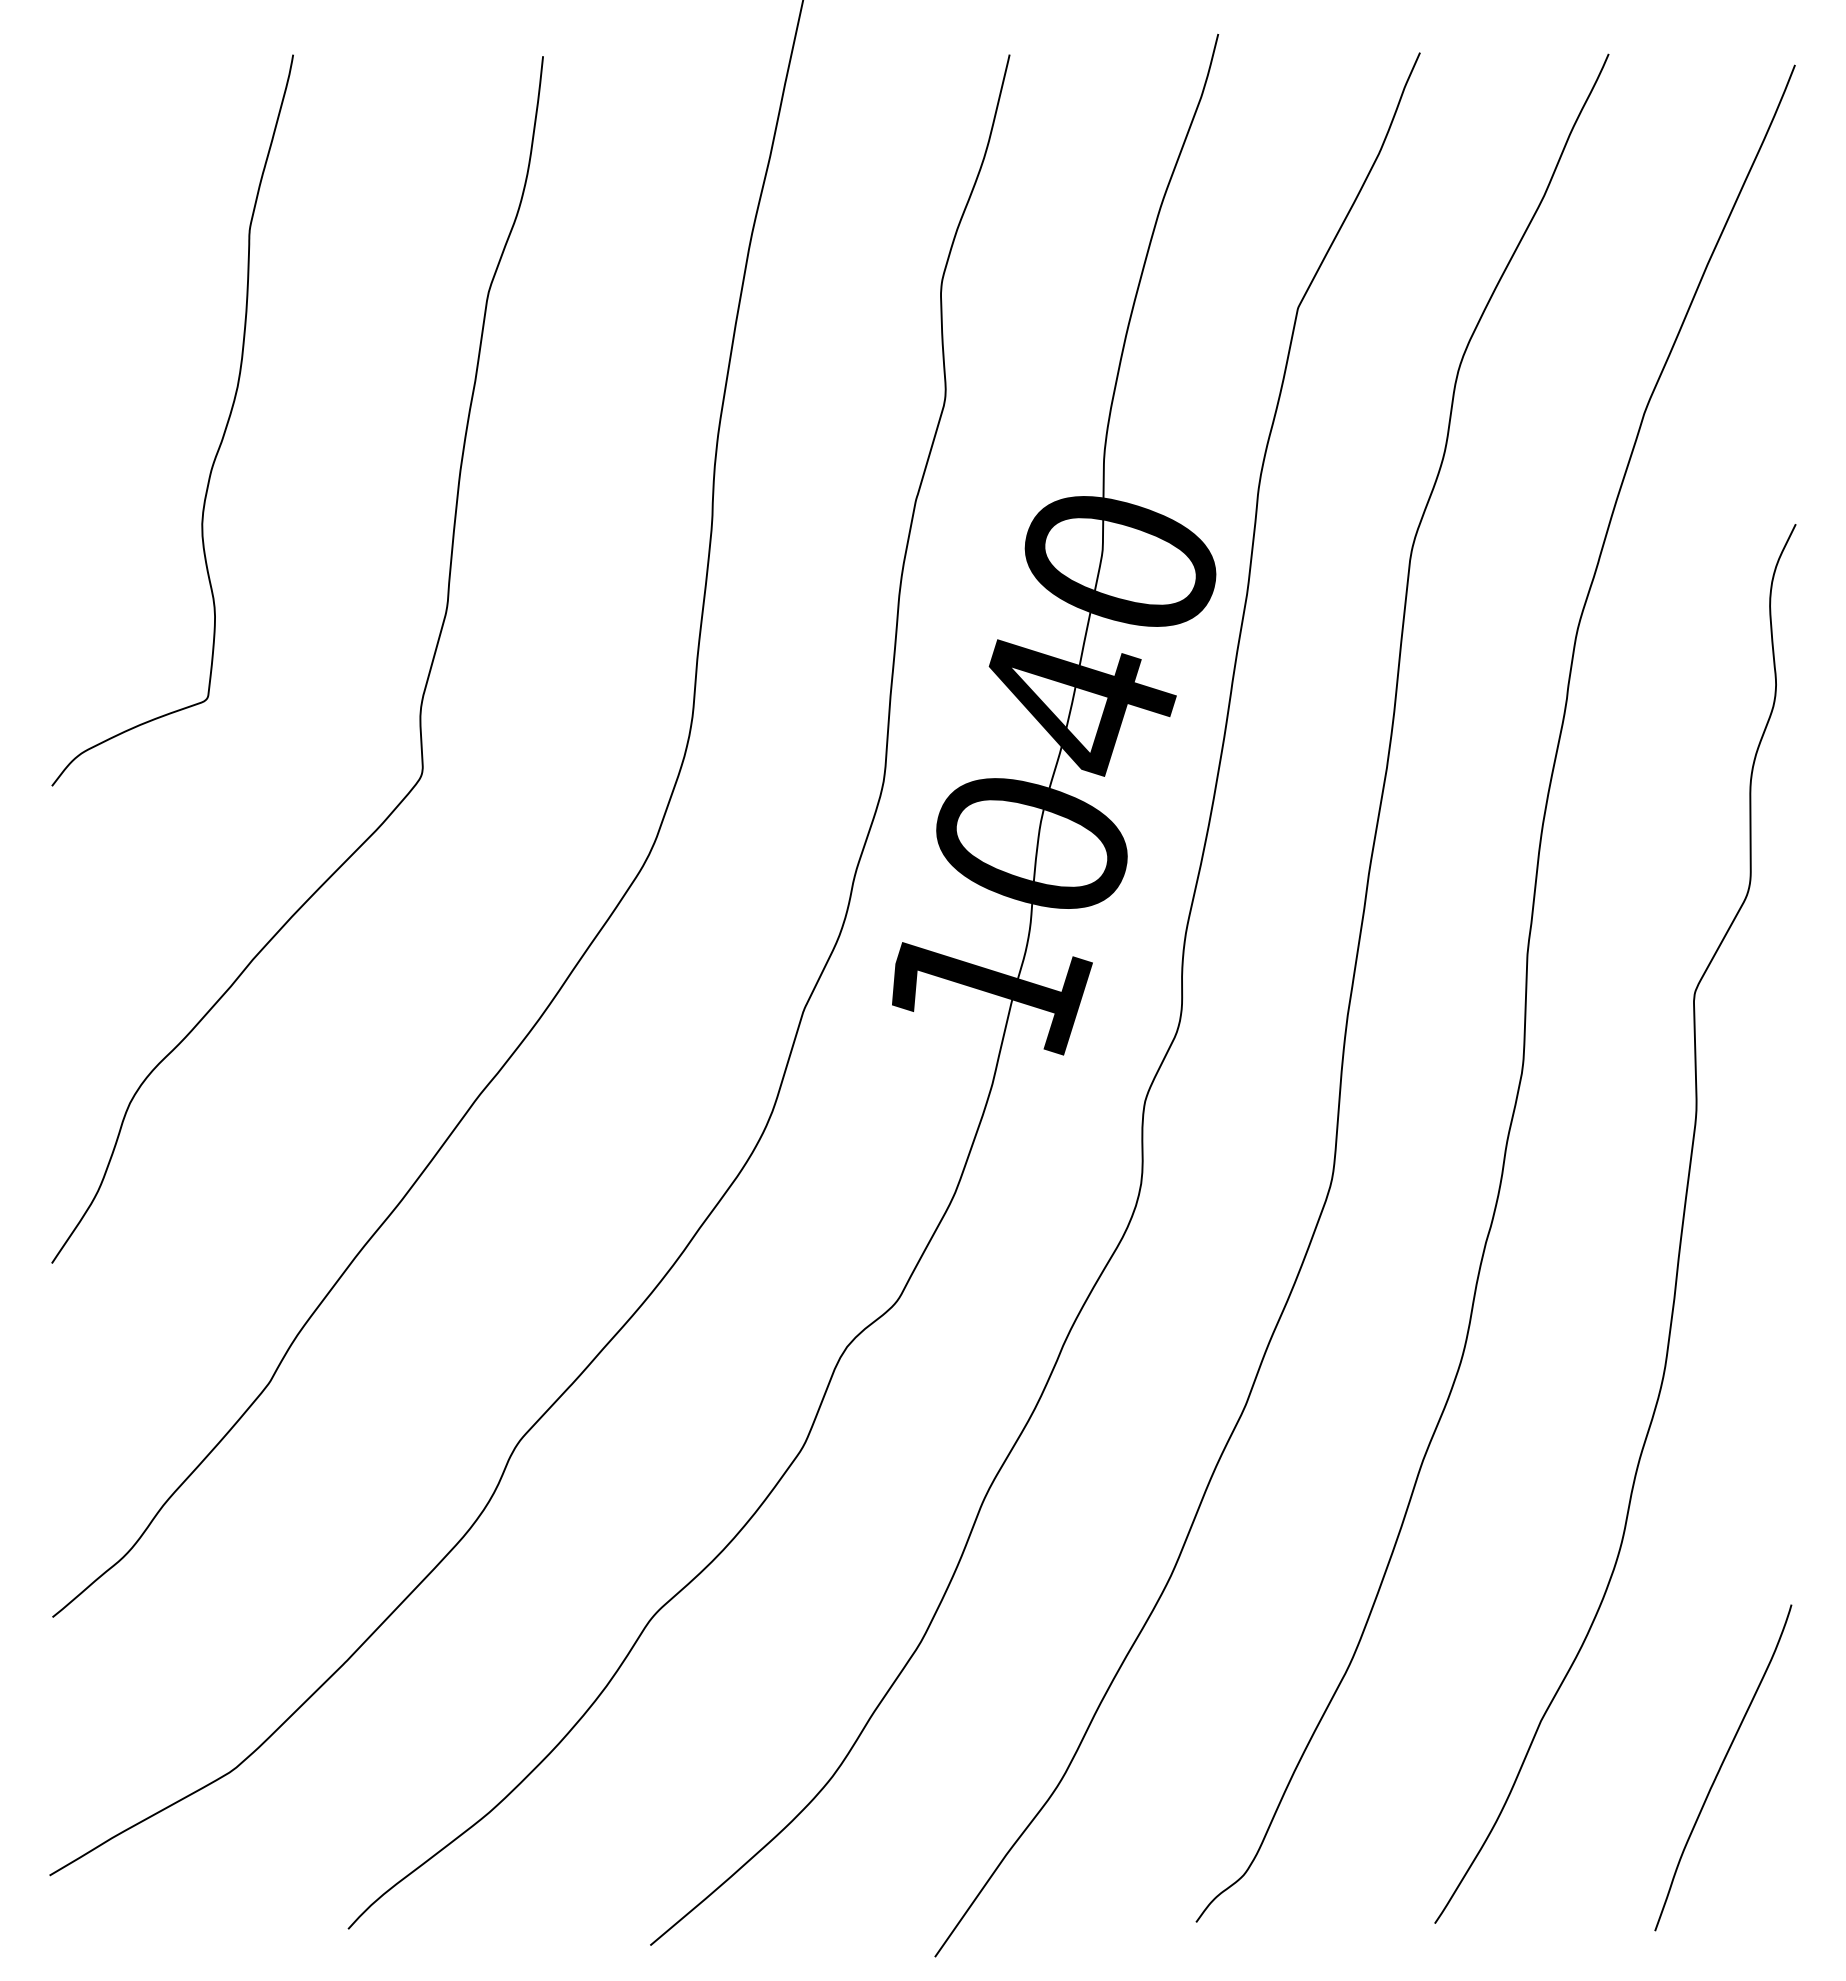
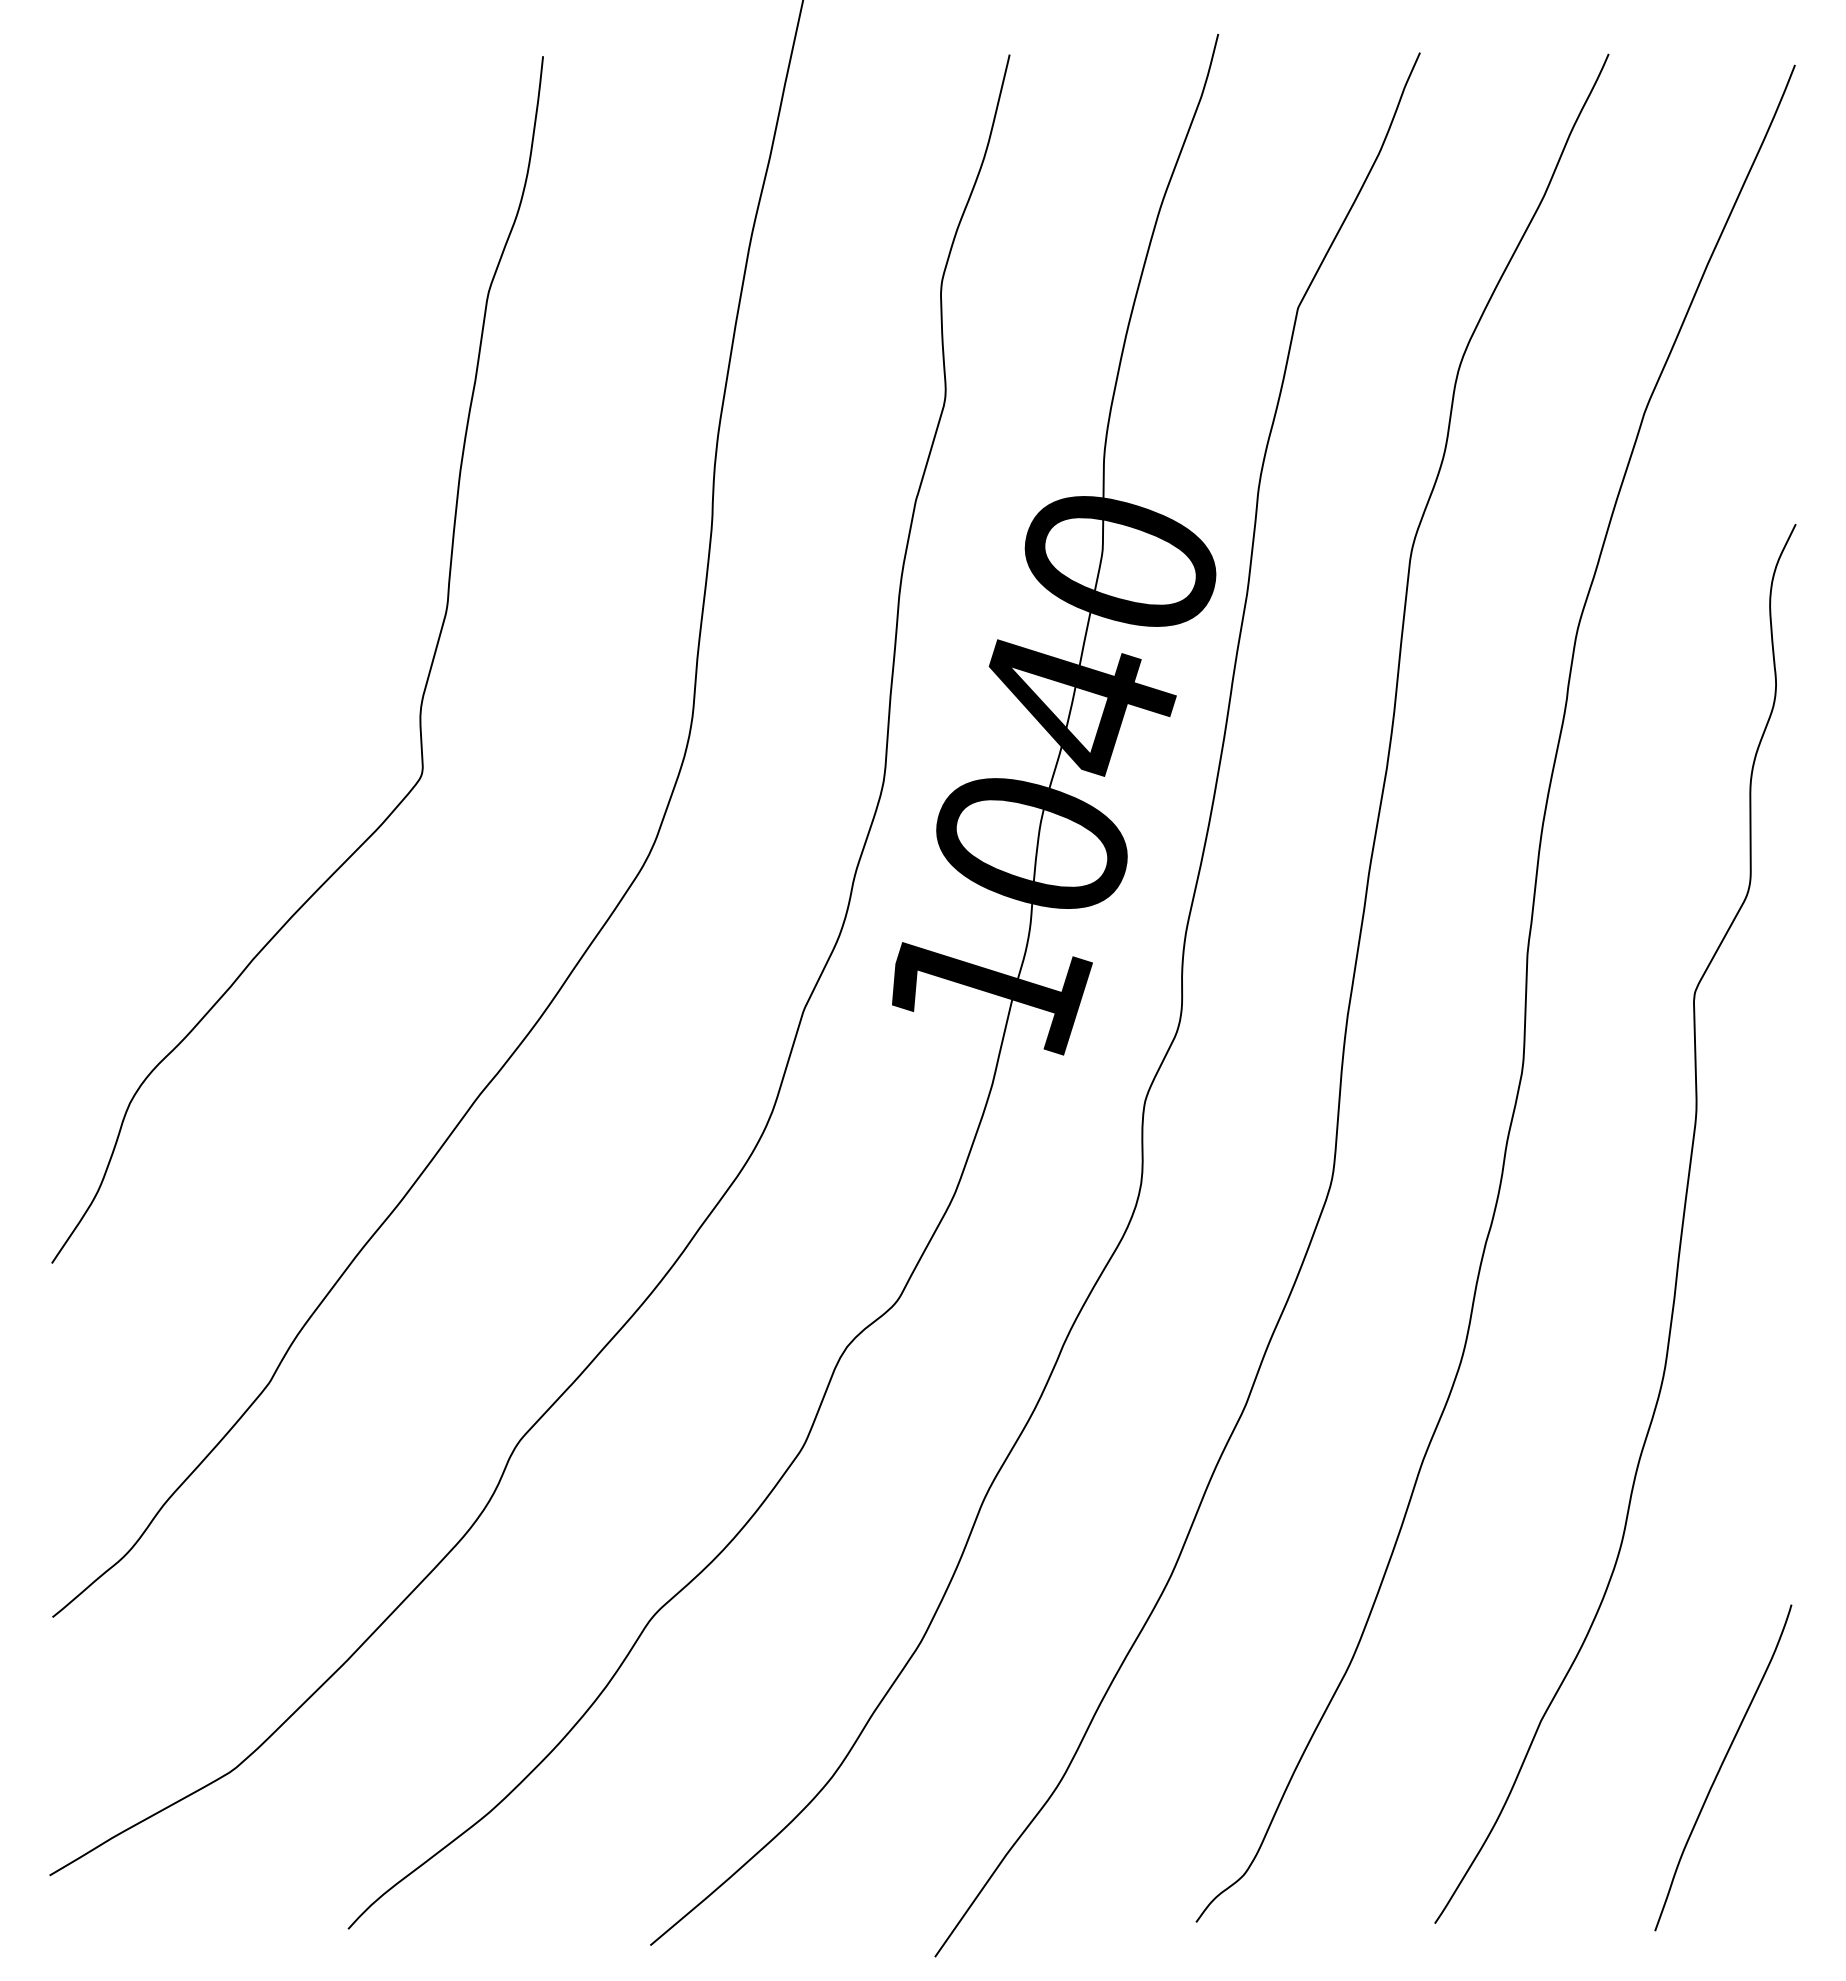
curve: present -> none (222, 435)
